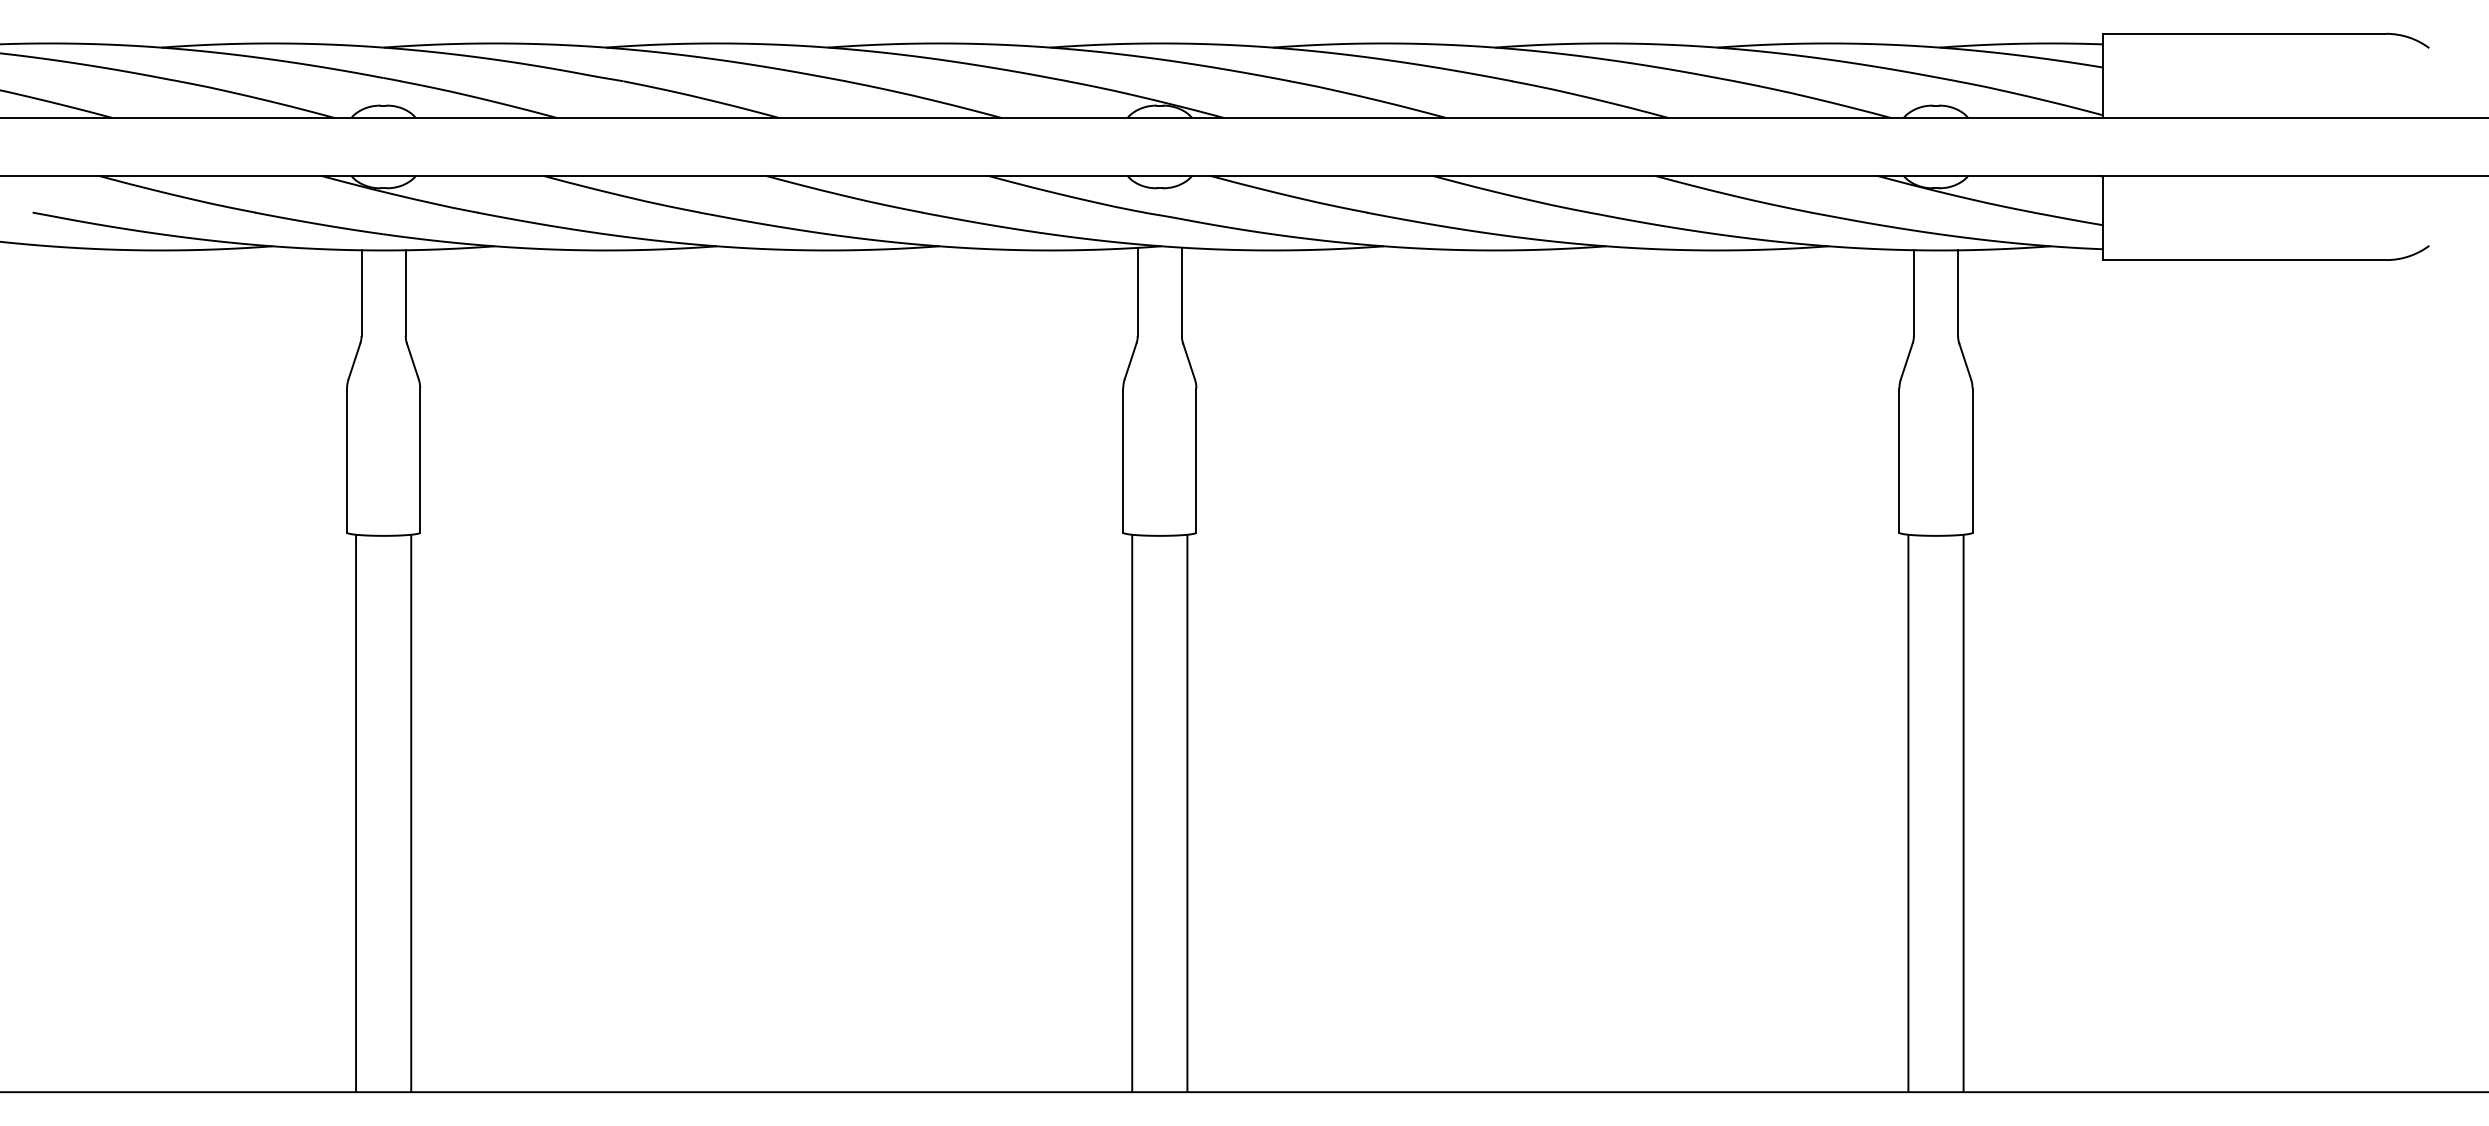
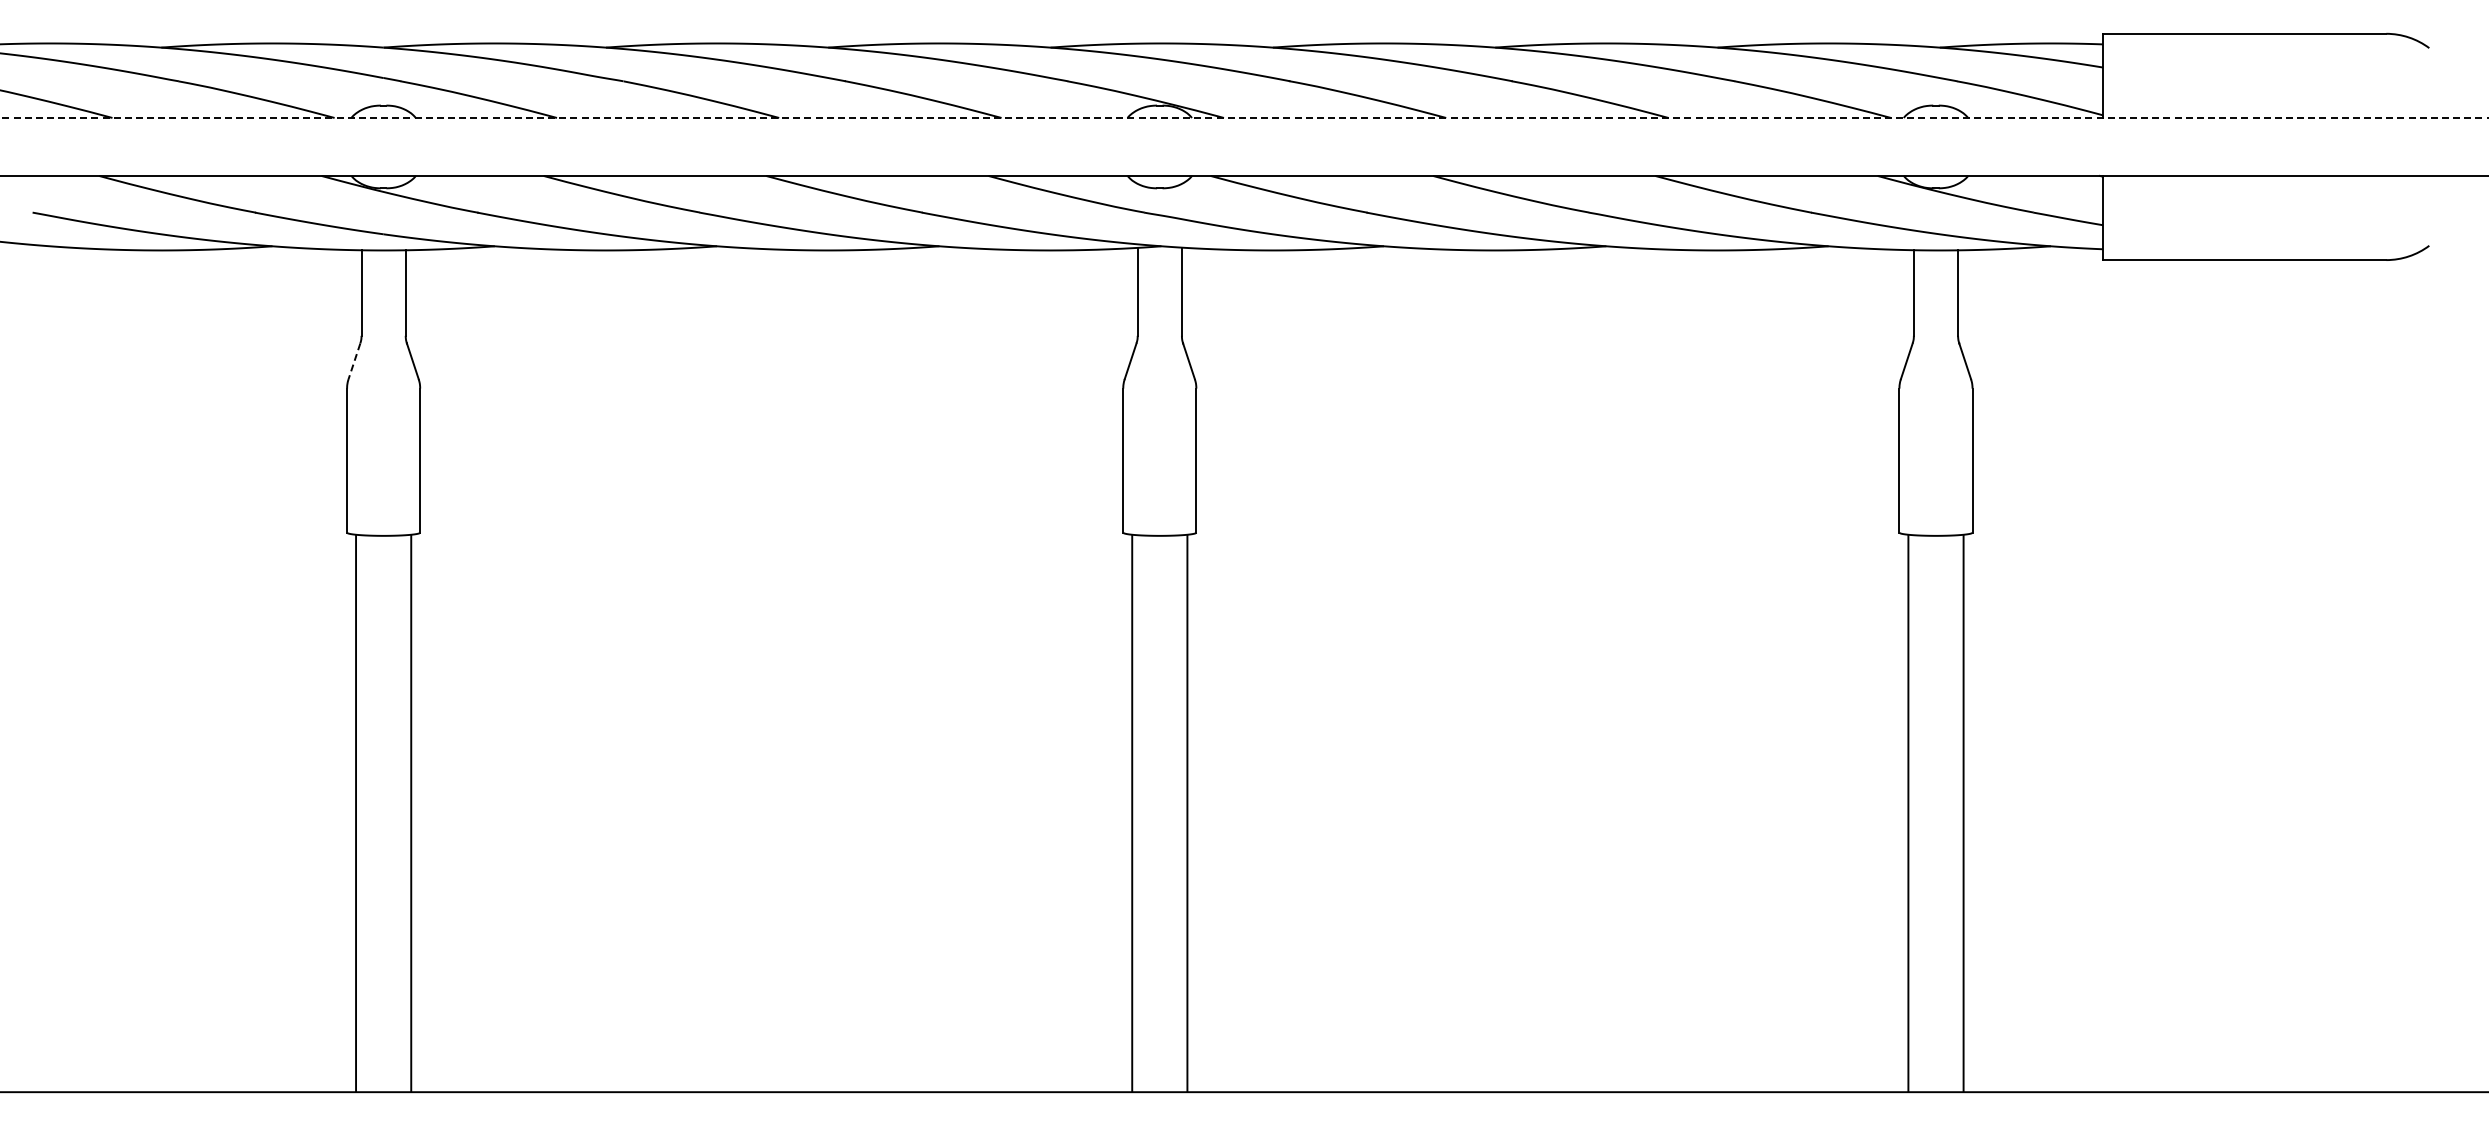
line: solid -> dashed (1244, 117)
line: solid -> dashed (354, 361)
